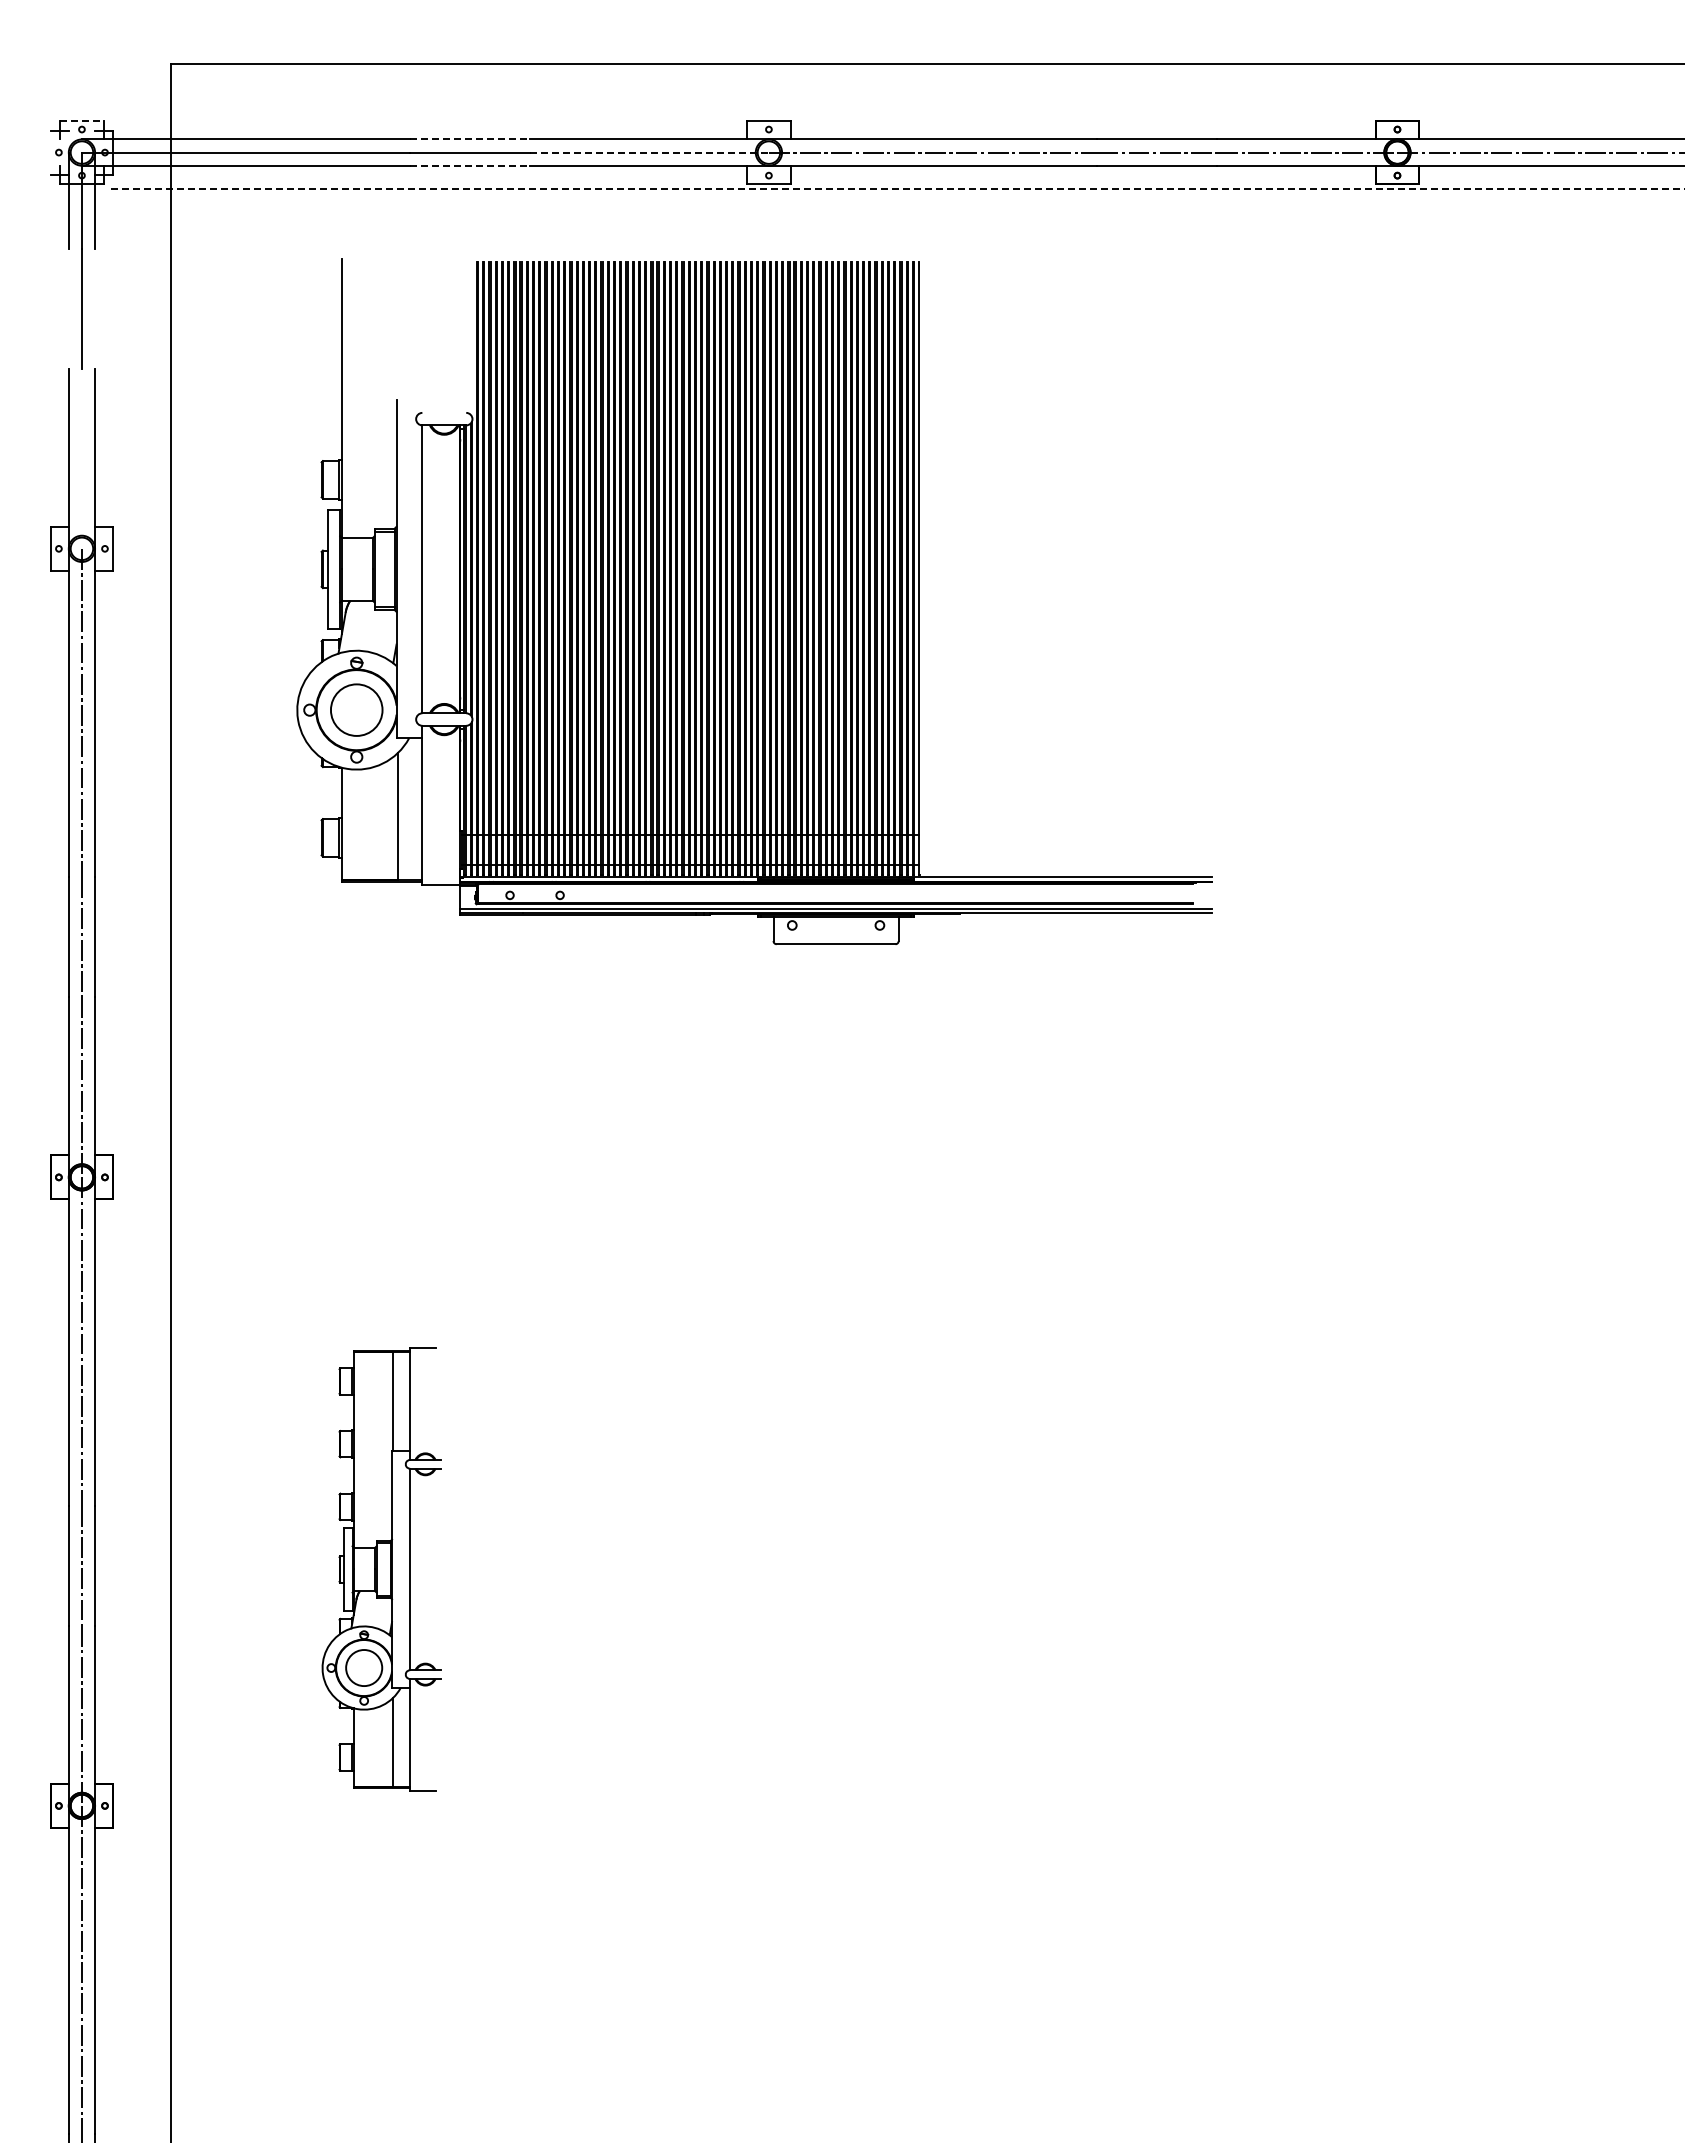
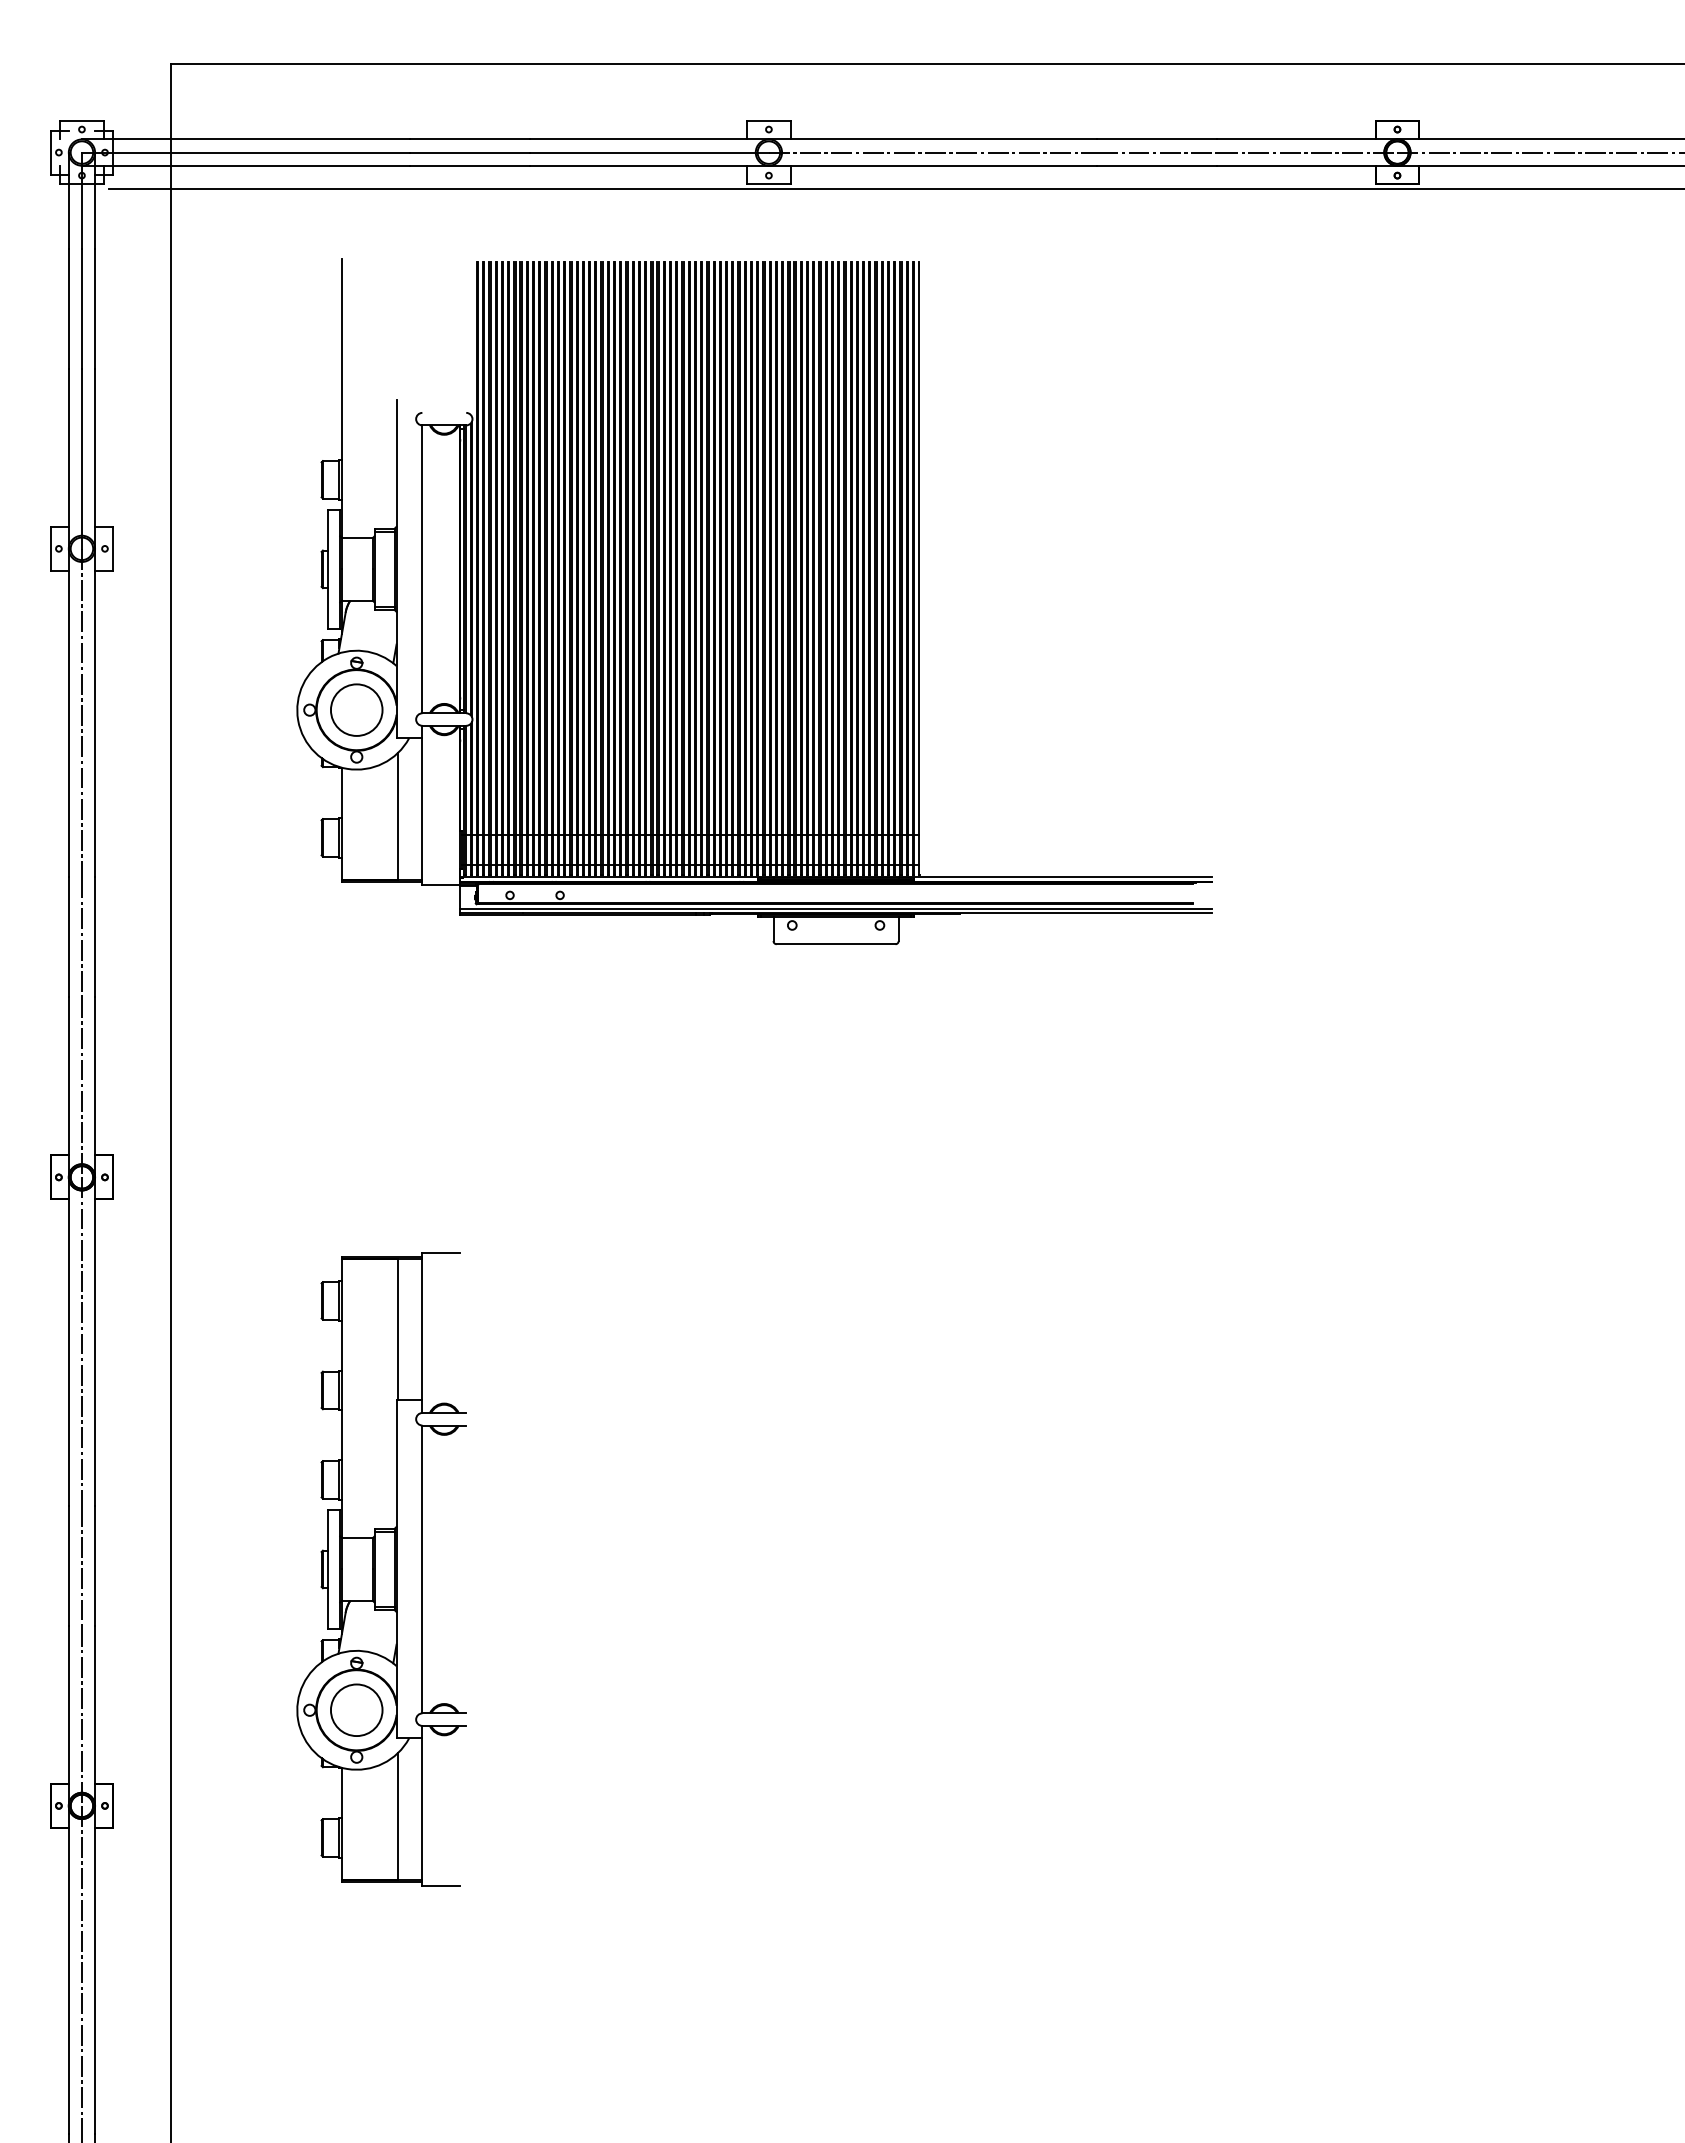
line: dashed -> solid (81, 121)
line: dashed -> solid (470, 139)
line: none -> present (50, 152)
line: dashed -> solid (650, 152)
line: dashed -> solid (470, 165)
line: dashed -> solid (896, 189)
line: none -> present (68, 308)
line: none -> present (95, 308)
line: none -> present (81, 458)
part size: 121x445 px -> 171x635 px (381, 1569)
